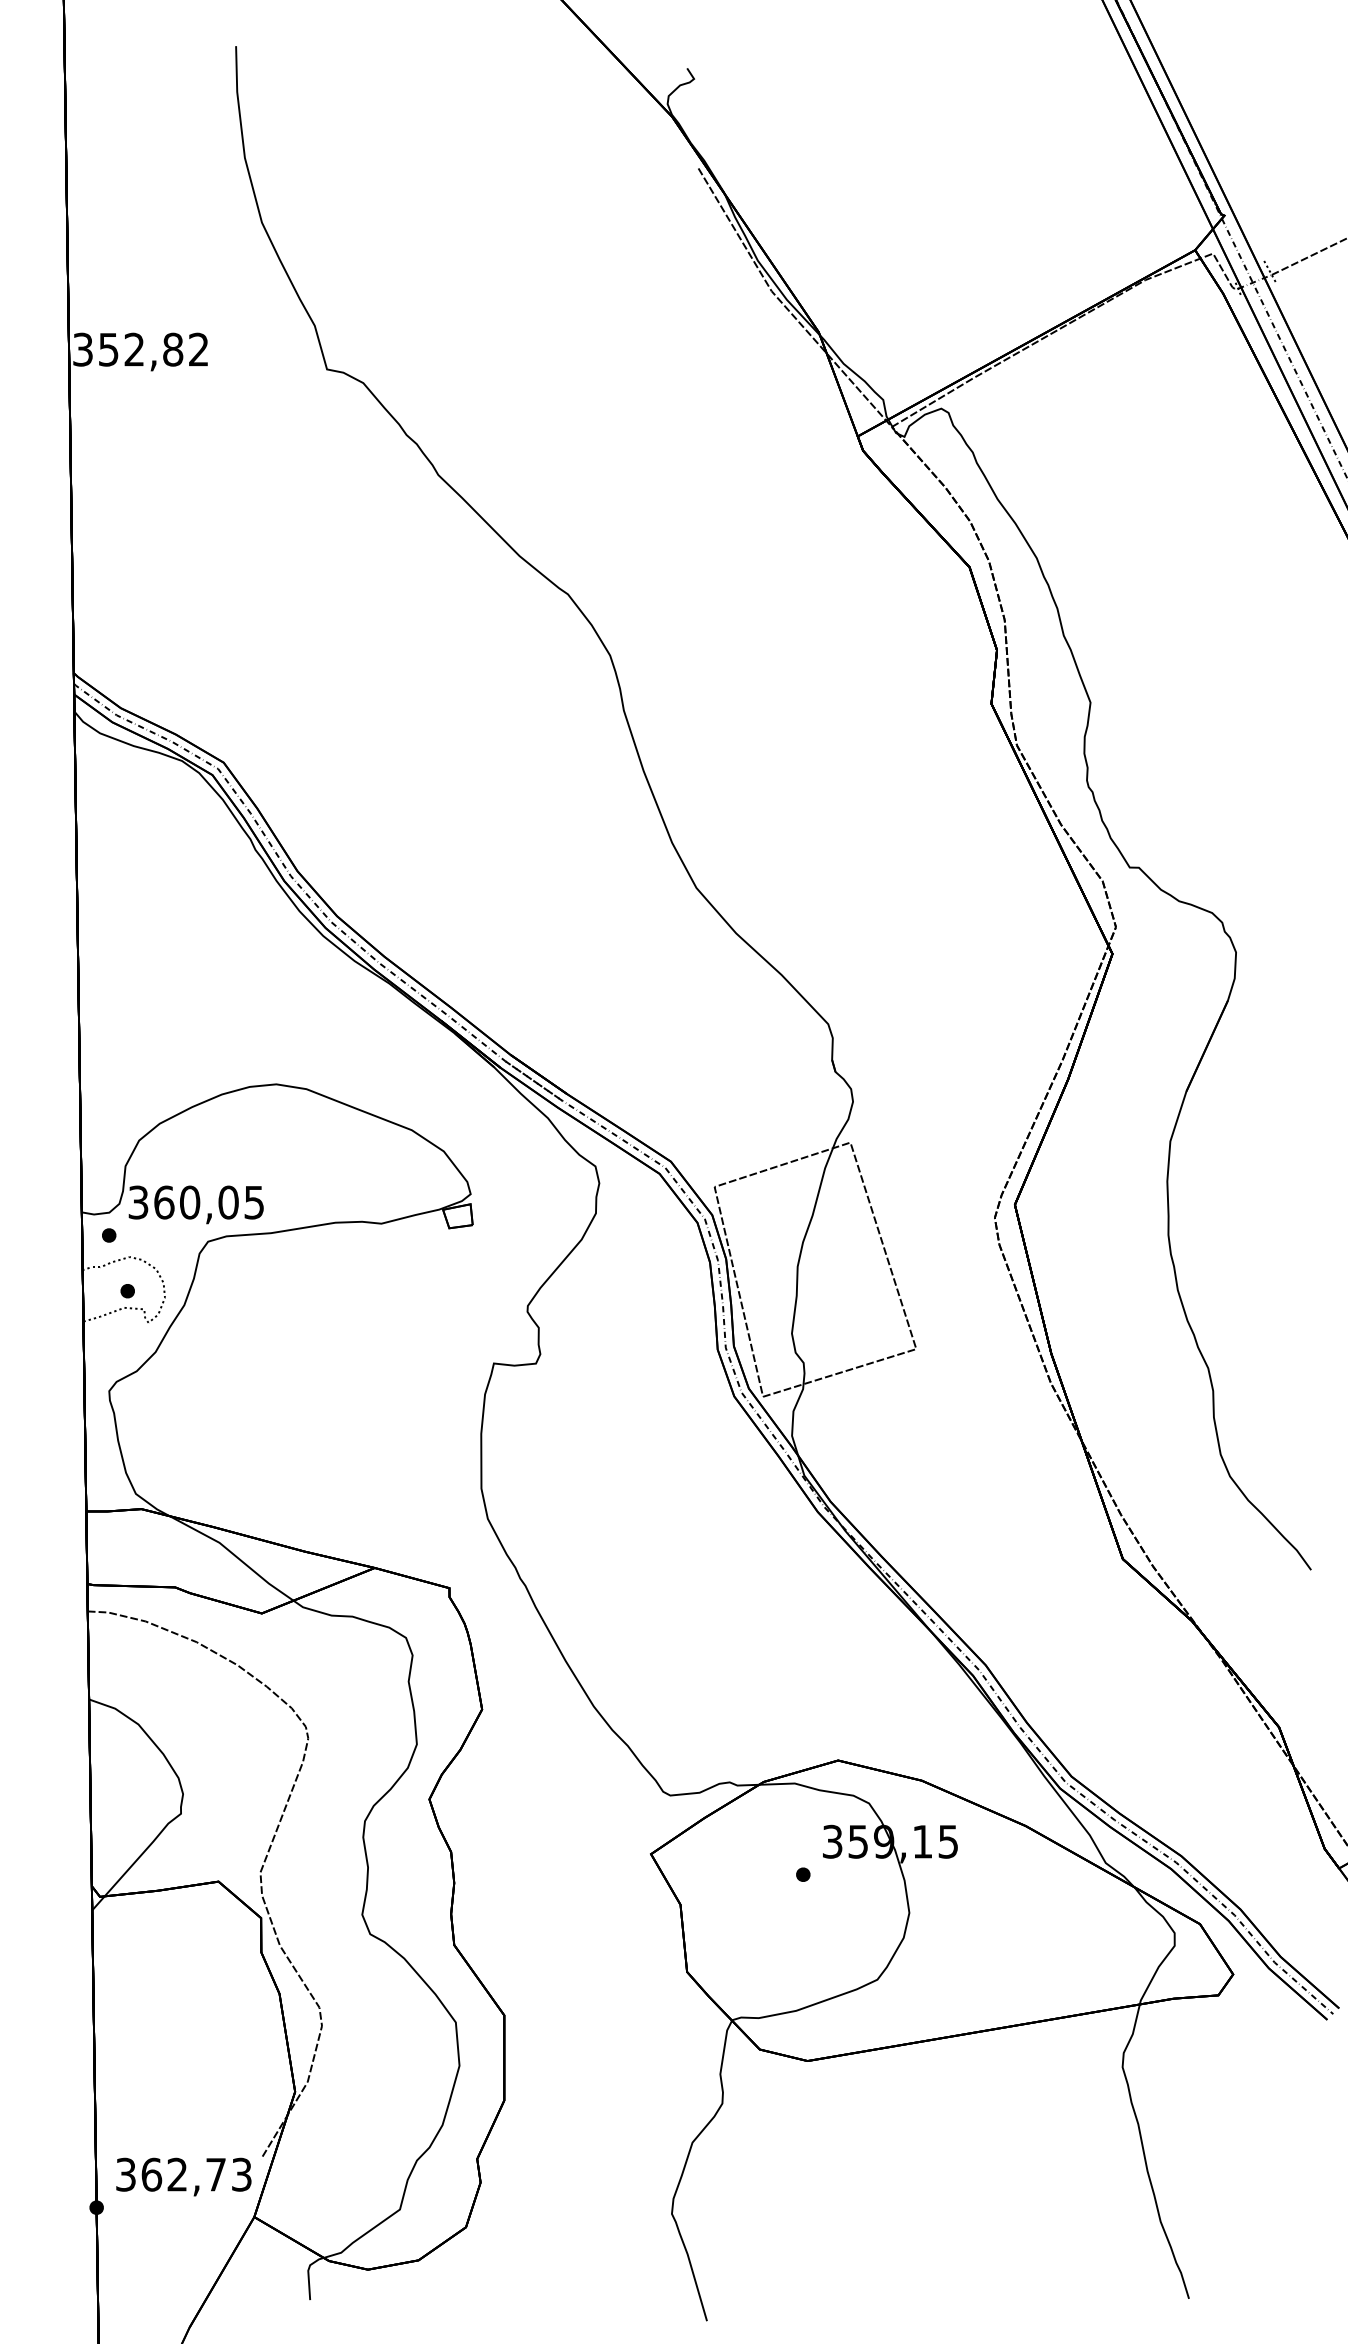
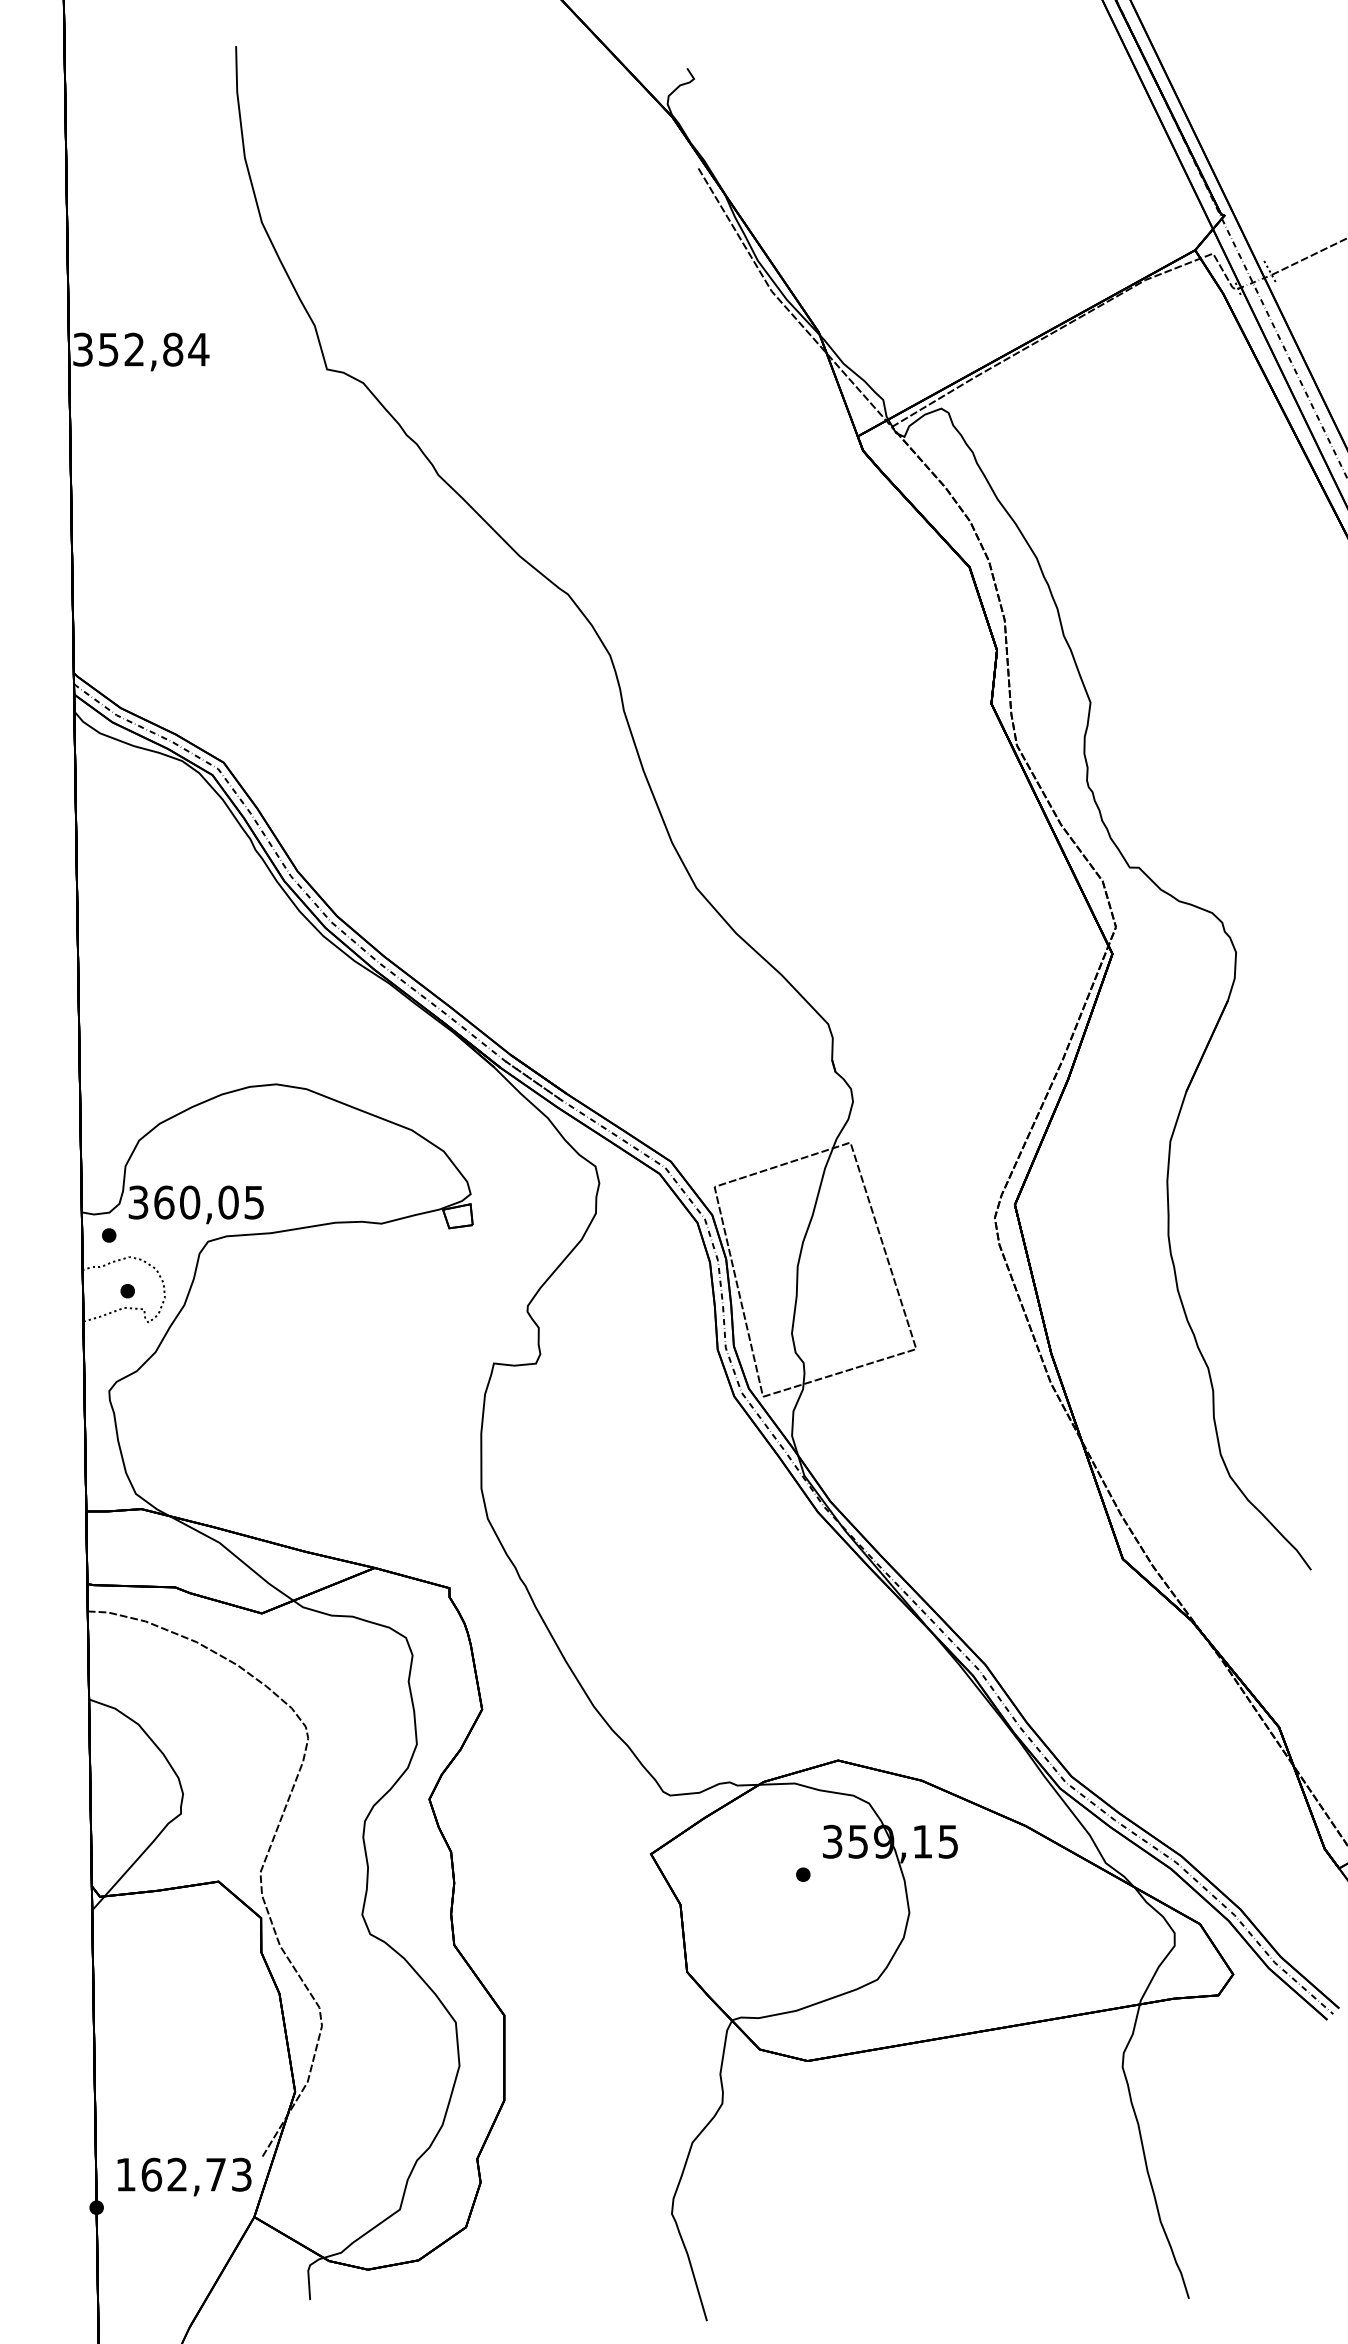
text: 352,82 -> 352,84 (198, 349)
text: 362,73 -> 162,73 (125, 2174)
